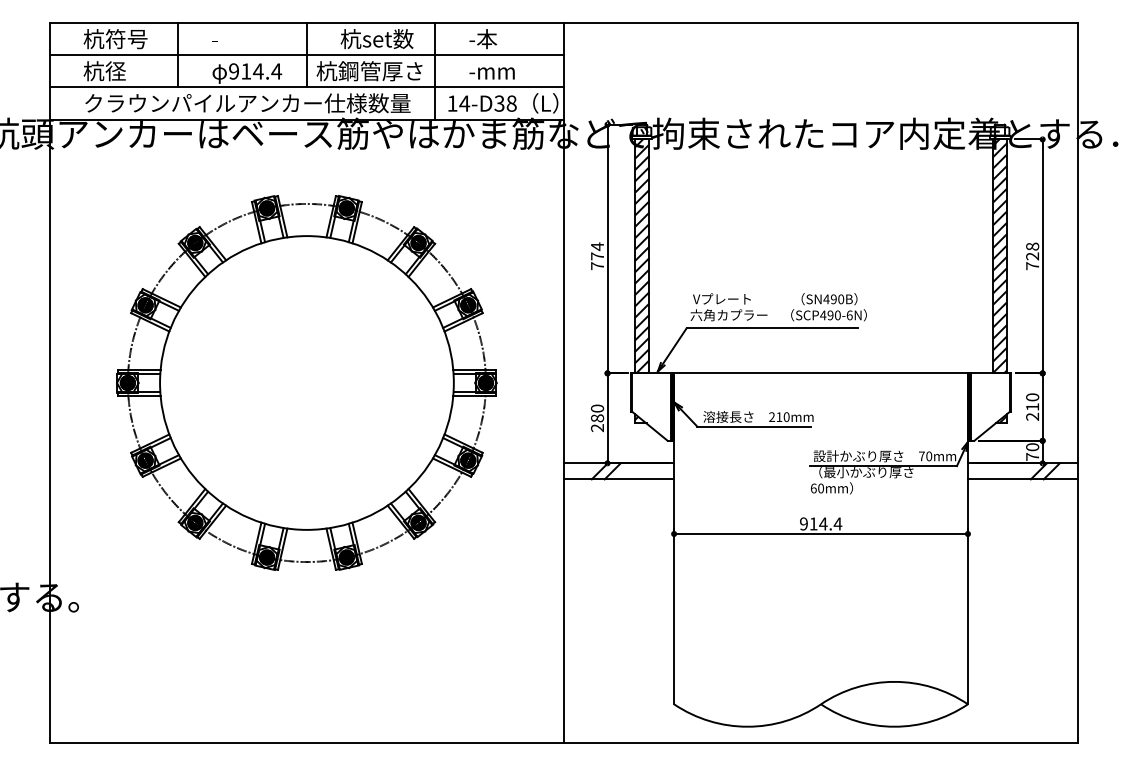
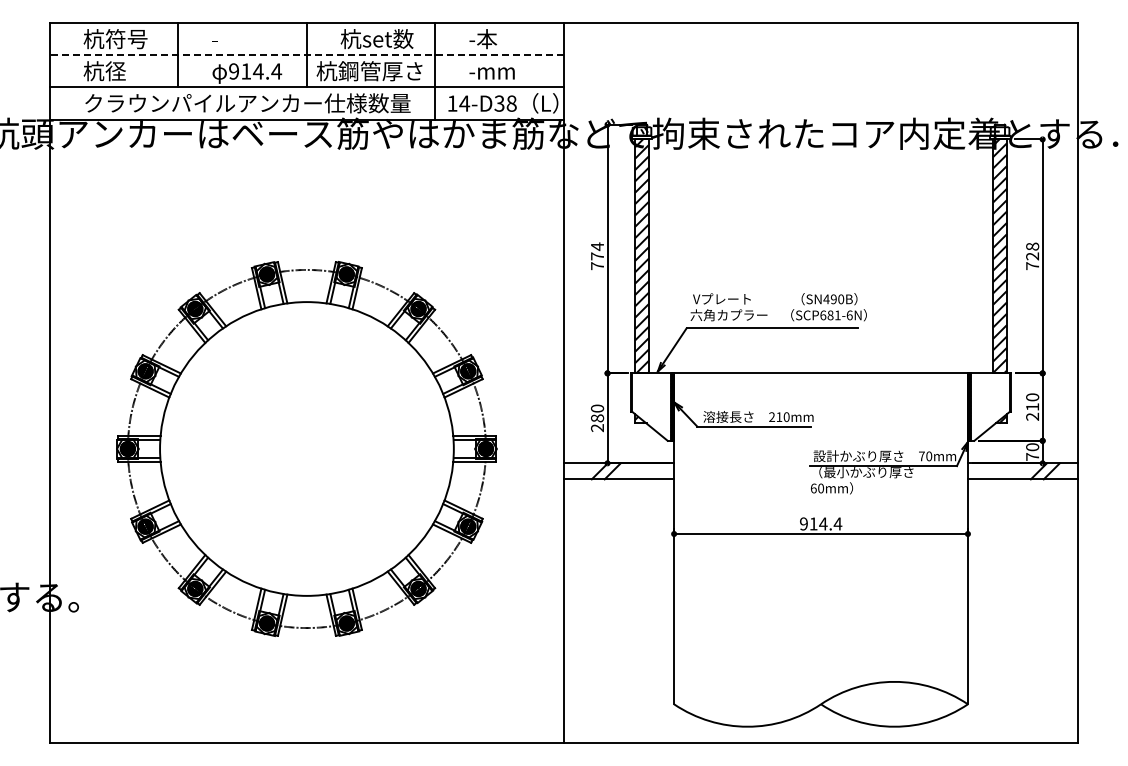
line: solid -> dashed (306, 55)
text: SCP490-6N -> SCP681-6N (830, 315)
part position: (306, 382) -> (306, 448) (306, 448)
